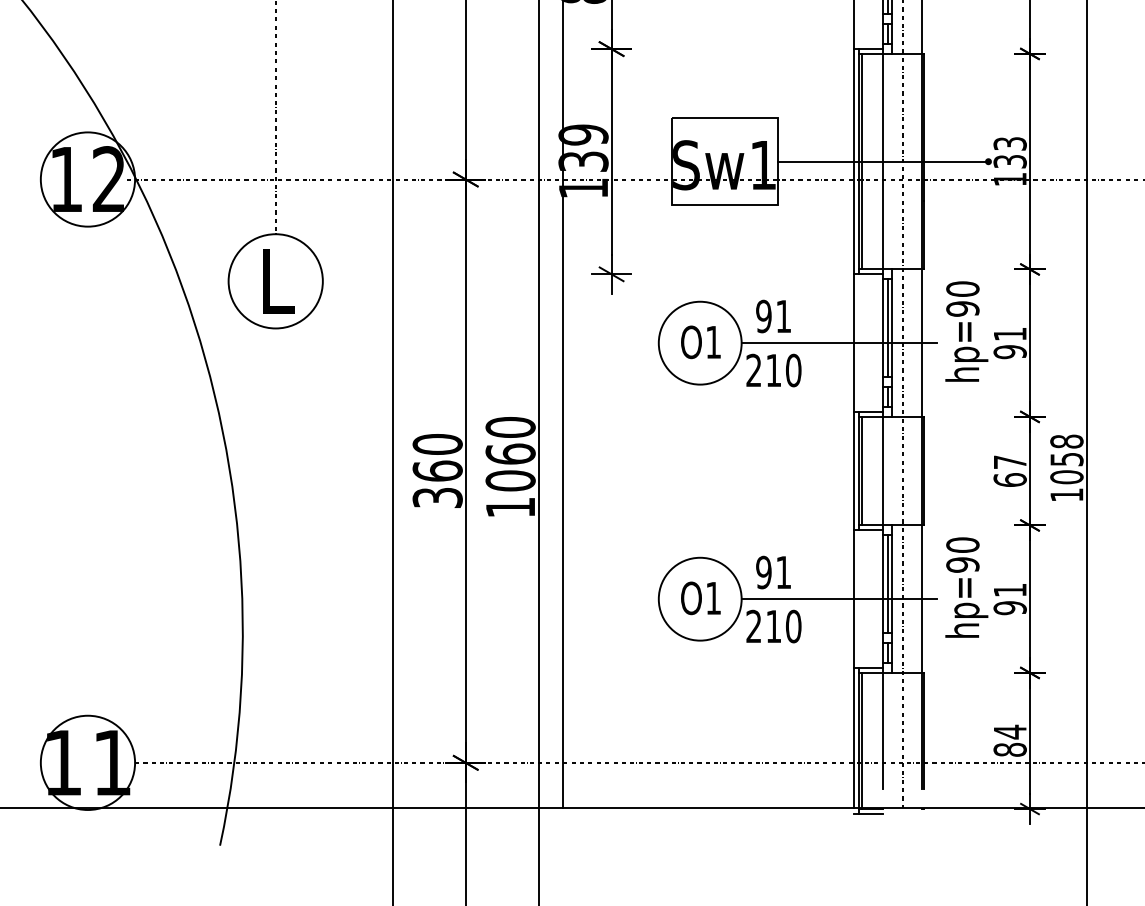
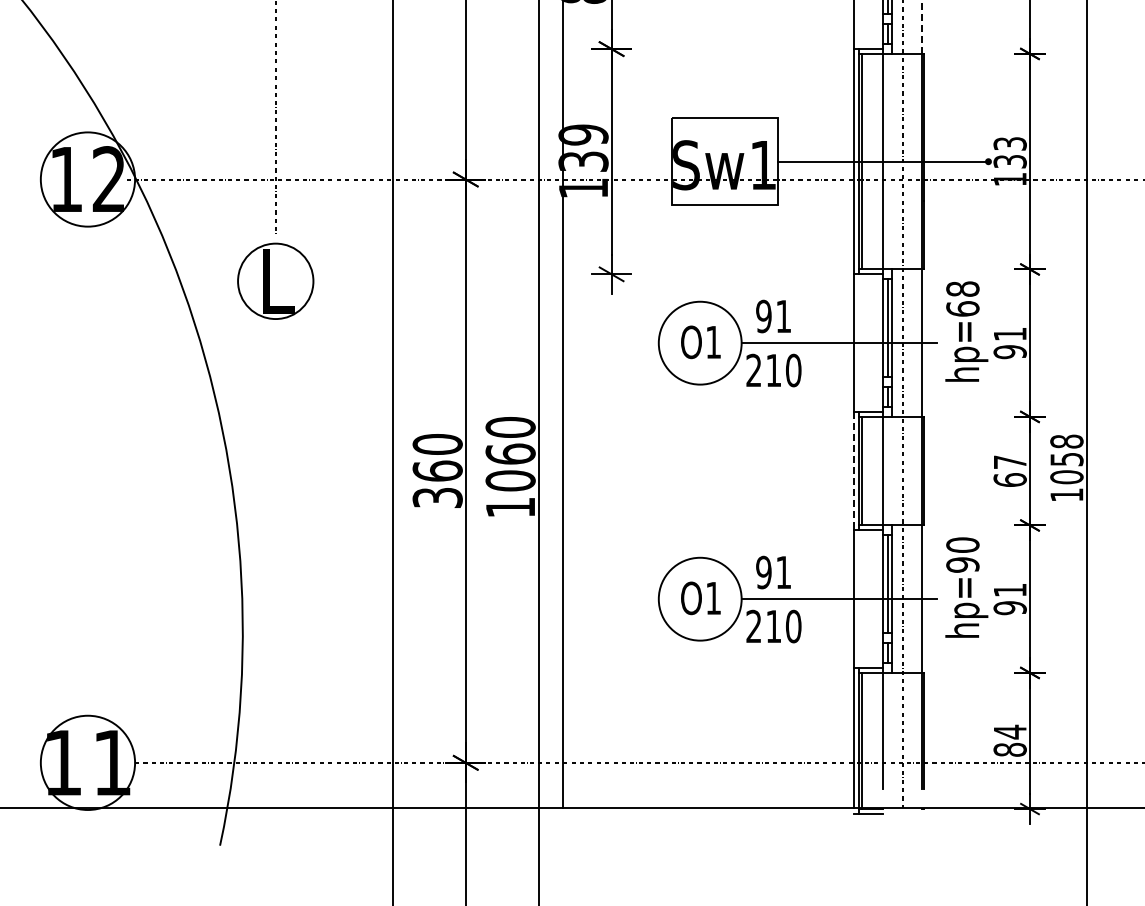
line: solid -> dashed (922, 27)
circle diameter: 94 px -> 75 px (275, 281)
text: hp=90 -> hp=68 (962, 298)
line: solid -> dashed (854, 471)
